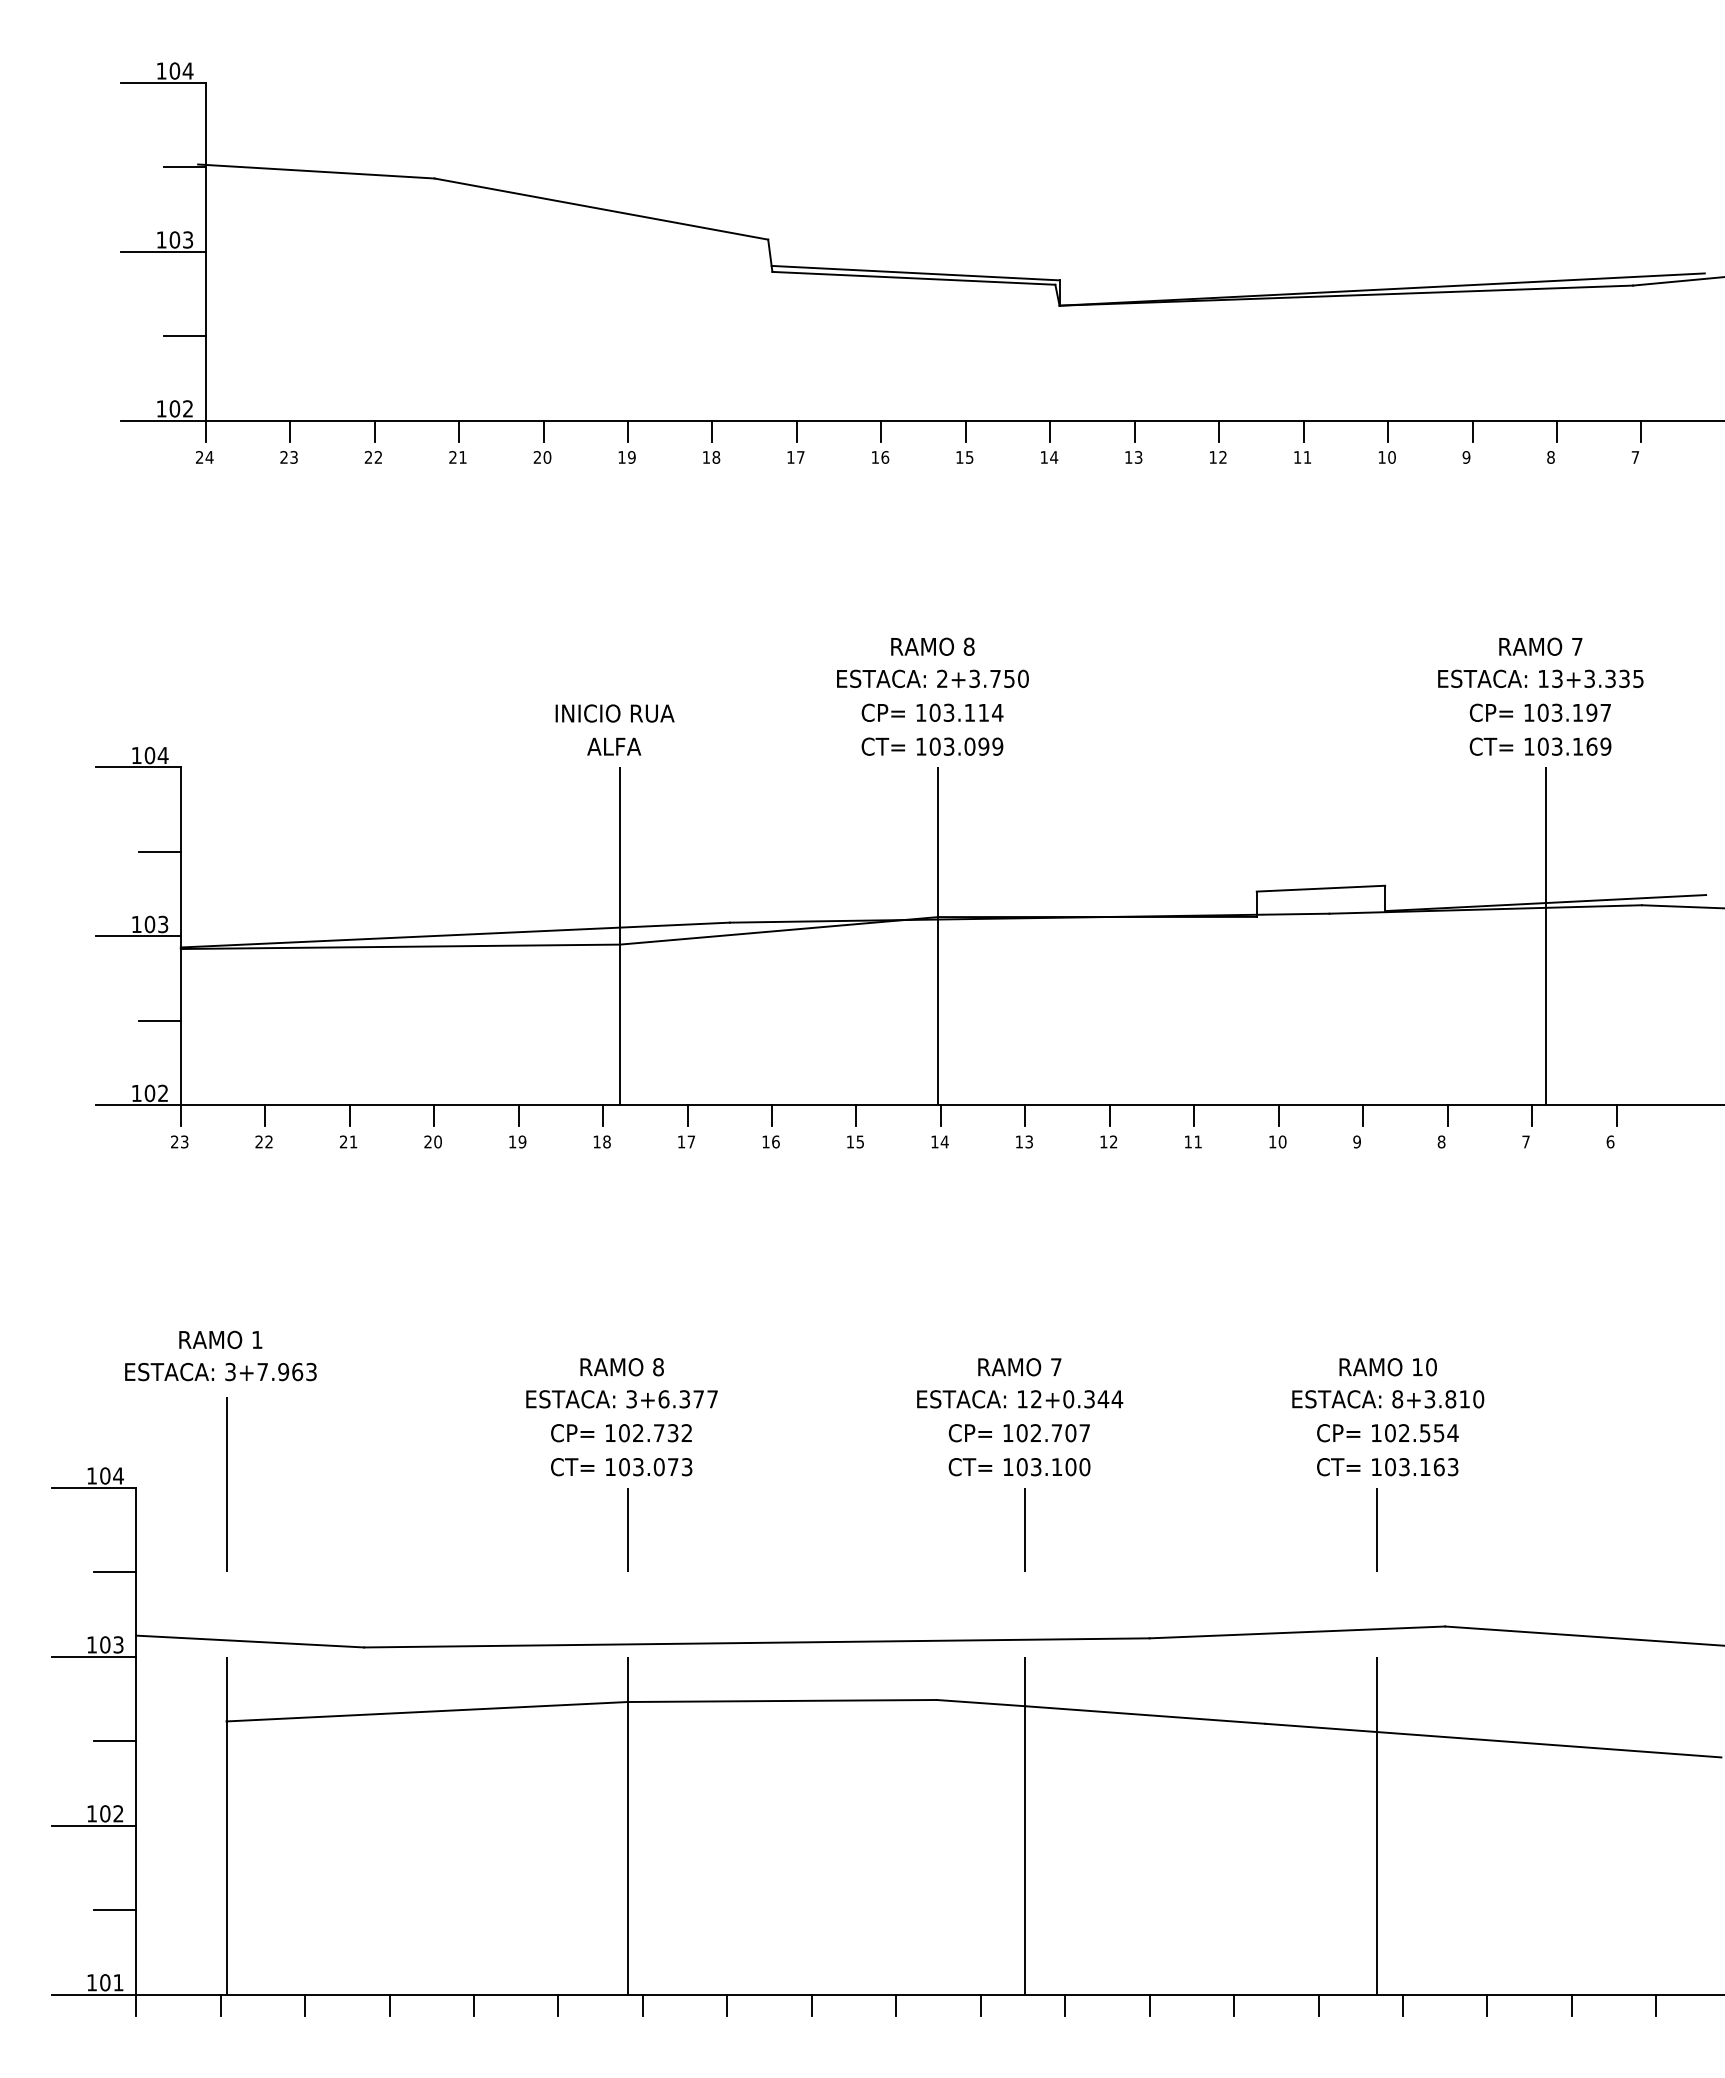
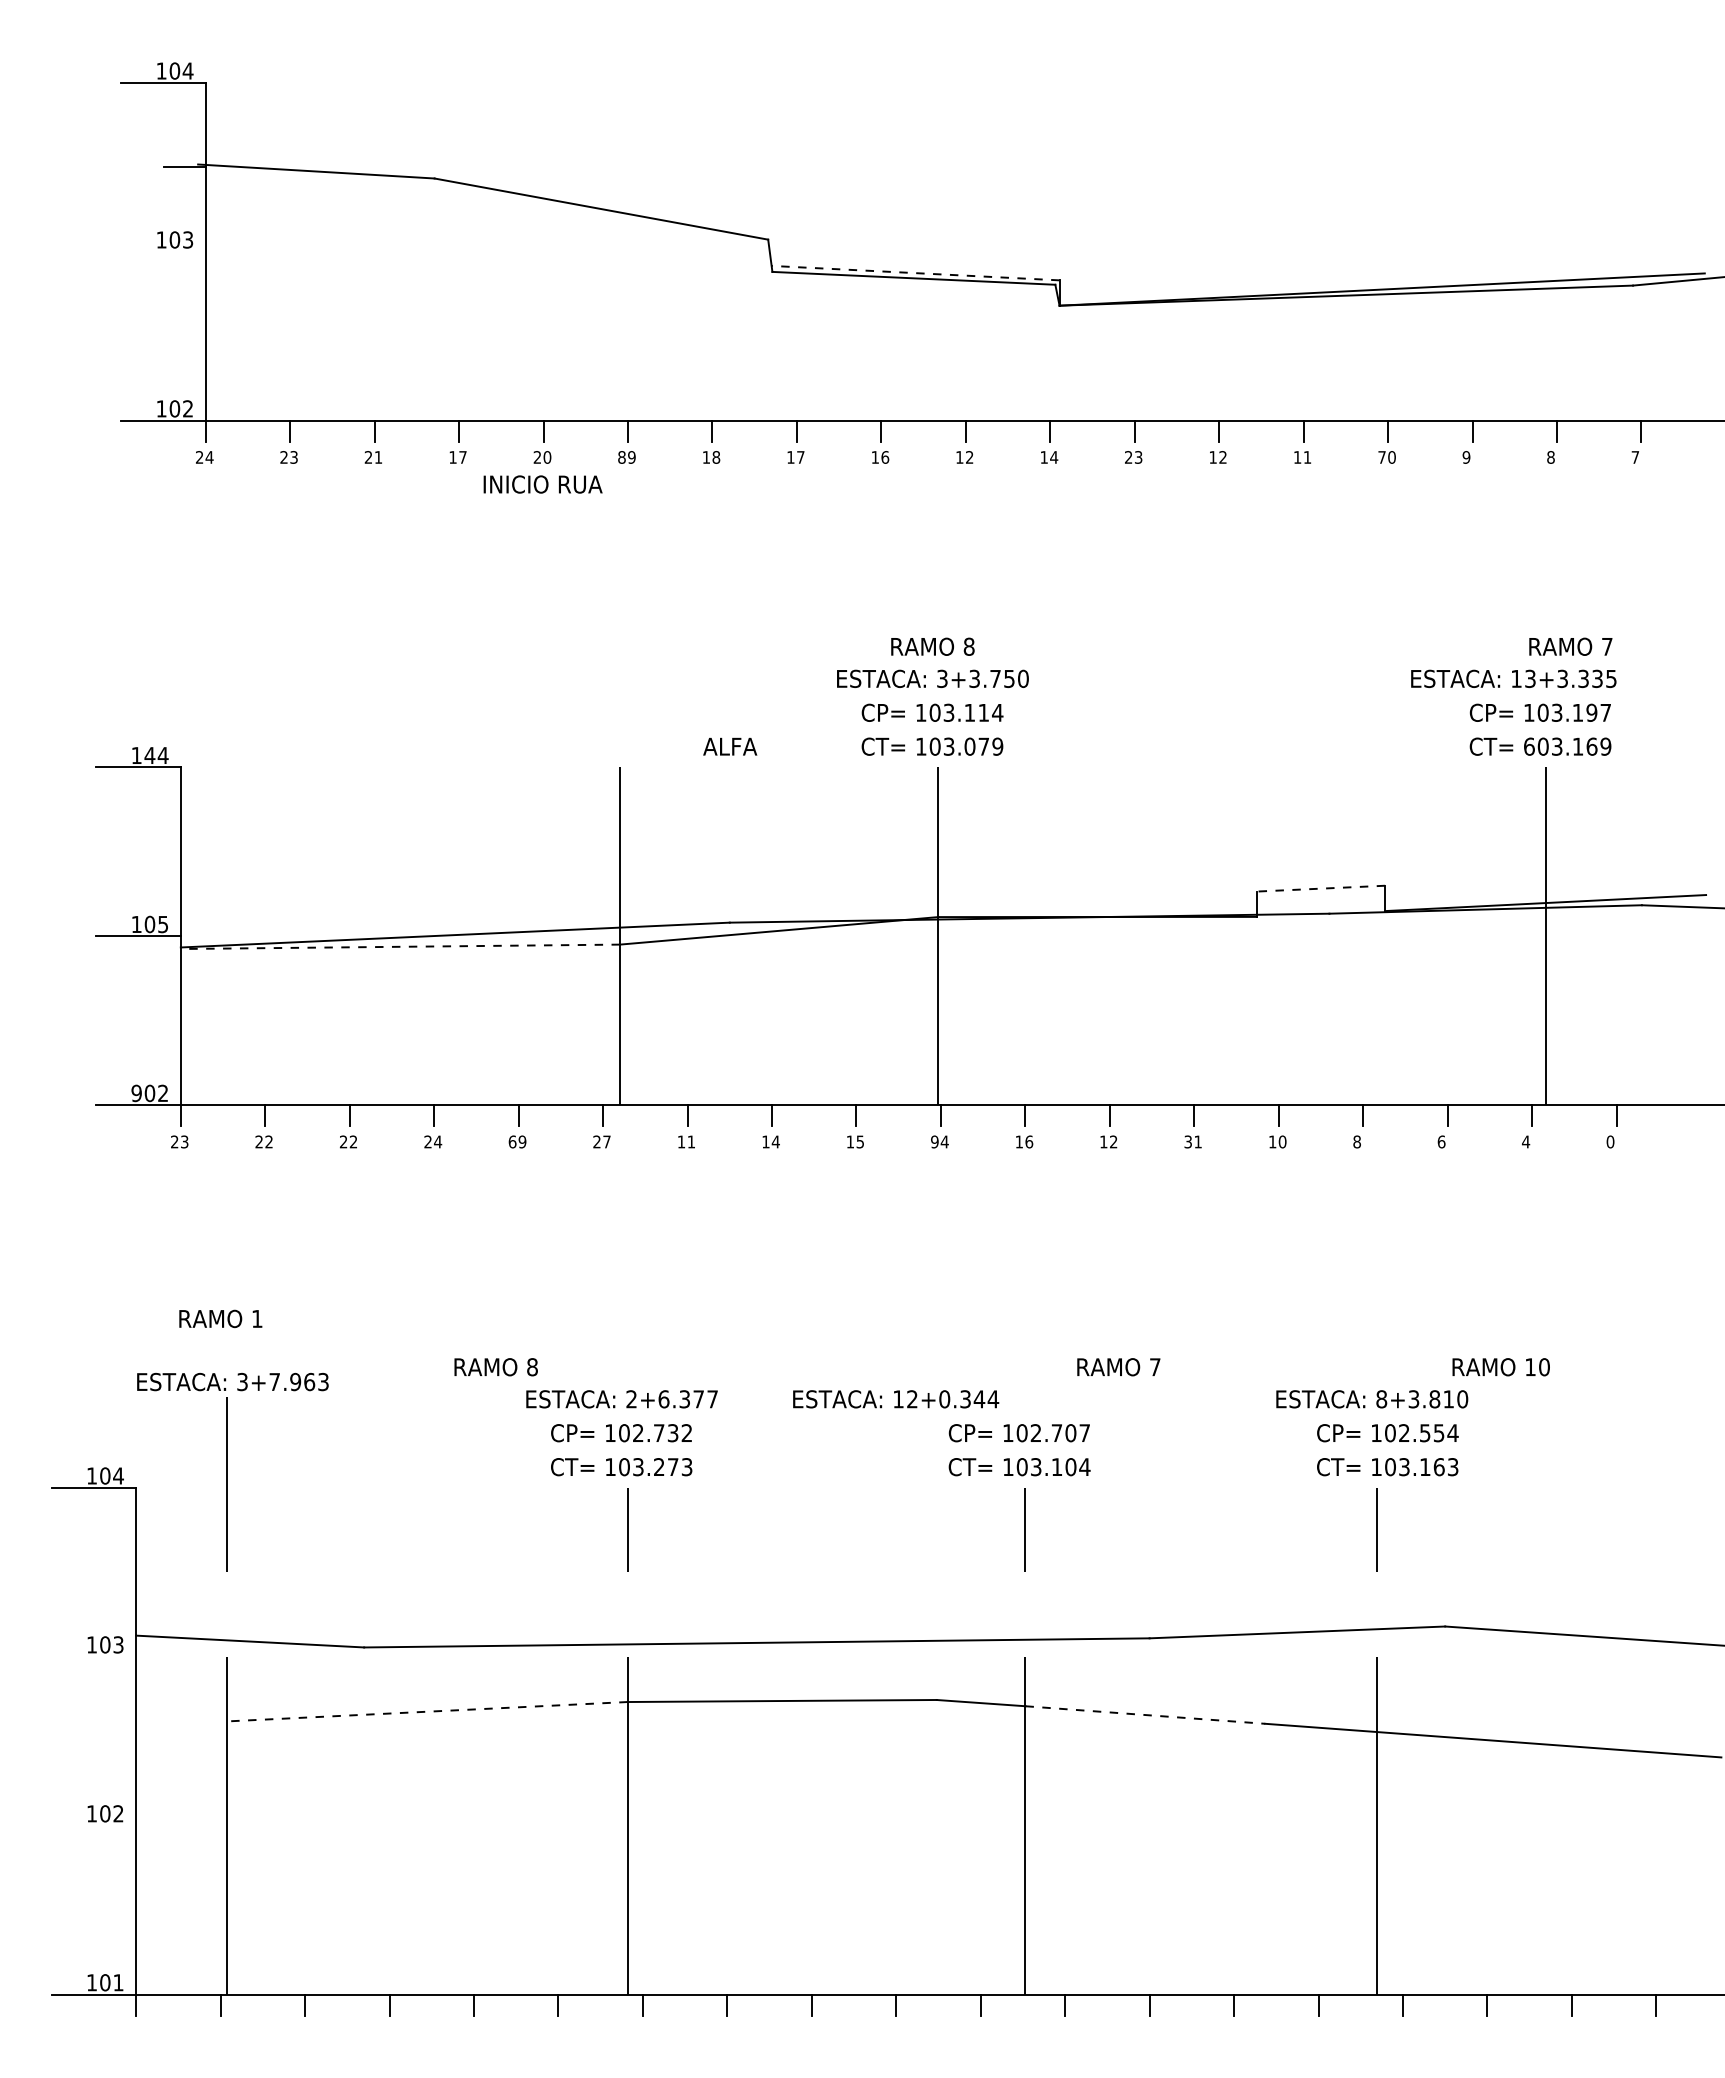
line: present -> none (163, 251)
line: solid -> dashed (915, 273)
line: present -> none (184, 336)
text: 22 -> 21 (377, 457)
text: 21 -> 17 (457, 457)
text: 19 -> 89 (621, 457)
text: 15 -> 12 (969, 457)
text: 13 -> 23 (1128, 457)
text: 10 -> 70 (1381, 457)
text position: (1540, 646) -> (1570, 646) (1570, 646)
text position: (1540, 678) -> (1513, 678) (1513, 678)
text: 2+3.750 -> 3+3.750 (942, 679)
text position: (614, 713) -> (542, 484) (542, 484)
text position: (614, 746) -> (730, 746) (730, 746)
text: 103.099 -> 103.079 (983, 746)
text: 103.169 -> 603.169 (1529, 746)
text: 104 -> 144 (149, 755)
line: present -> none (159, 851)
line: solid -> dashed (1320, 888)
text: 103 -> 105 (163, 923)
line: solid -> dashed (400, 946)
line: present -> none (159, 1020)
text: 102 -> 902 (136, 1093)
text: 21 -> 22 (353, 1141)
text: 20 -> 24 (438, 1141)
text: 19 -> 69 (512, 1141)
text: 18 -> 27 (601, 1141)
text: 17 -> 11 (690, 1141)
text: 16 -> 14 (775, 1141)
text: 14 -> 94 (934, 1141)
text: 13 -> 16 (1029, 1141)
text: 11 -> 31 (1187, 1141)
text: 9 -> 8 (1356, 1141)
text: 8 -> 6 (1441, 1141)
text: 7 -> 4 (1526, 1141)
text: 6 -> 0 (1610, 1141)
text position: (220, 1339) -> (220, 1318) (220, 1318)
text position: (621, 1367) -> (495, 1367) (495, 1367)
text position: (1019, 1367) -> (1118, 1367) (1118, 1367)
text position: (1387, 1367) -> (1500, 1367) (1500, 1367)
text position: (220, 1372) -> (232, 1382) (232, 1382)
text: 3+6.377 -> 2+6.377 (631, 1399)
text position: (1020, 1399) -> (896, 1399) (896, 1399)
text position: (1388, 1399) -> (1372, 1399) (1372, 1399)
text: 103.073 -> 103.273 (658, 1467)
text: 103.100 -> 103.104 (1084, 1467)
line: present -> none (114, 1572)
line: present -> none (93, 1656)
line: solid -> dashed (427, 1711)
line: solid -> dashed (1145, 1715)
line: present -> none (114, 1741)
line: present -> none (93, 1825)
line: present -> none (114, 1910)
